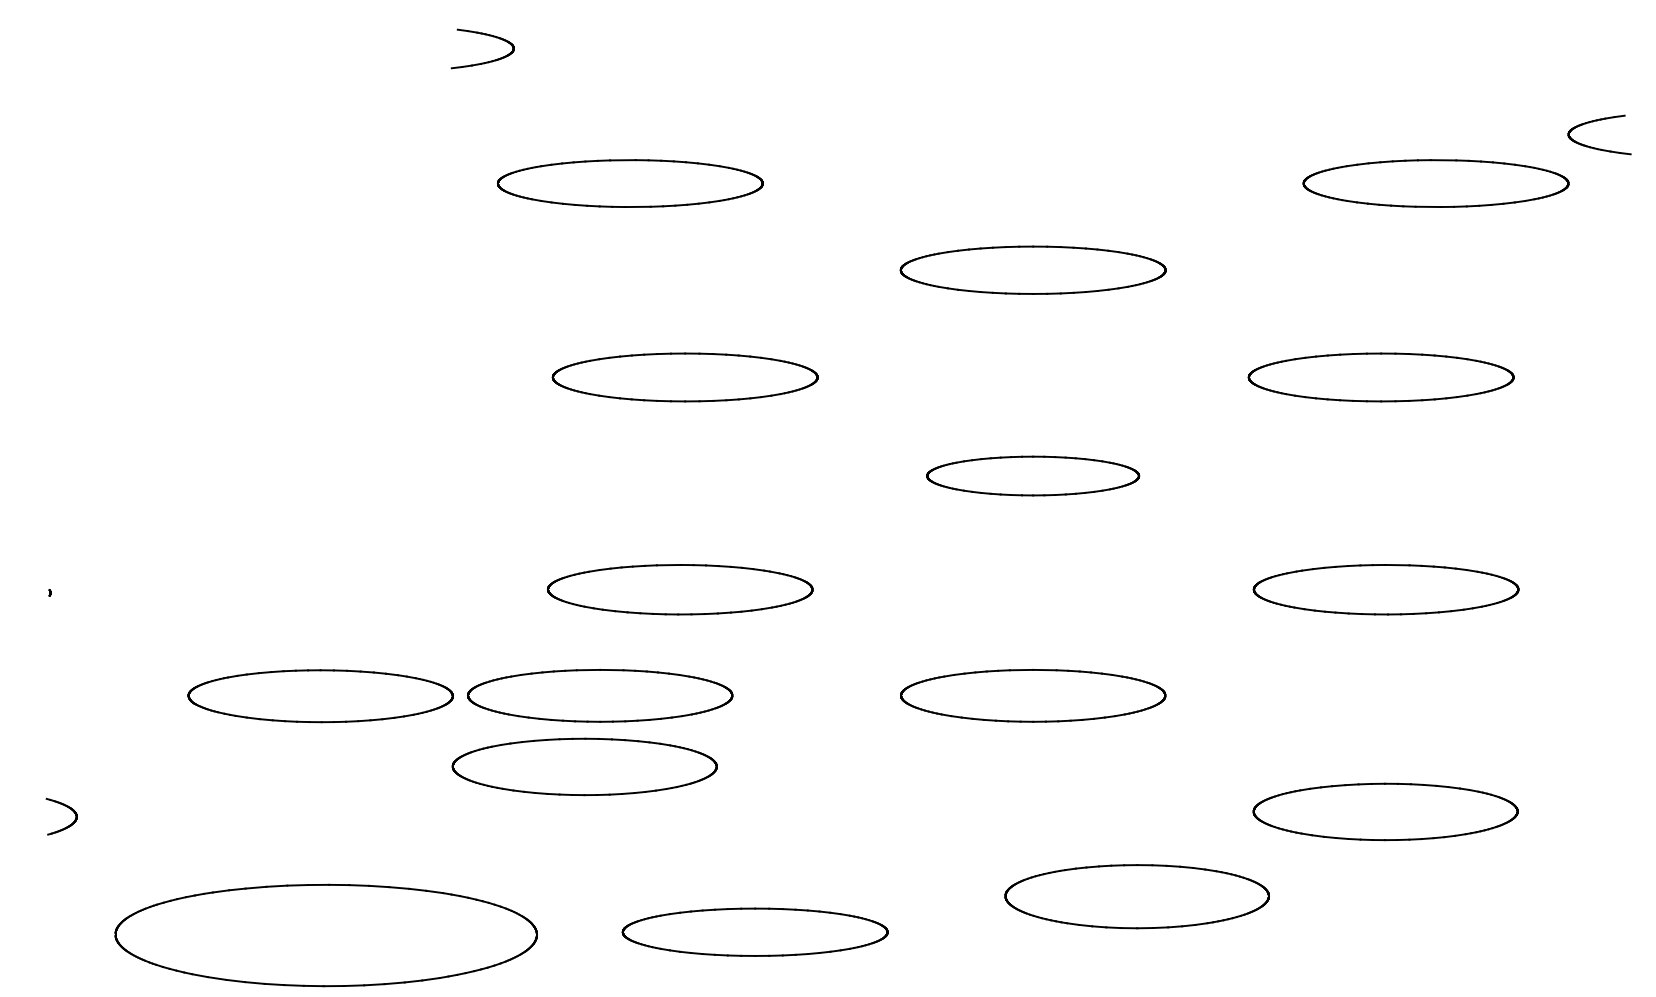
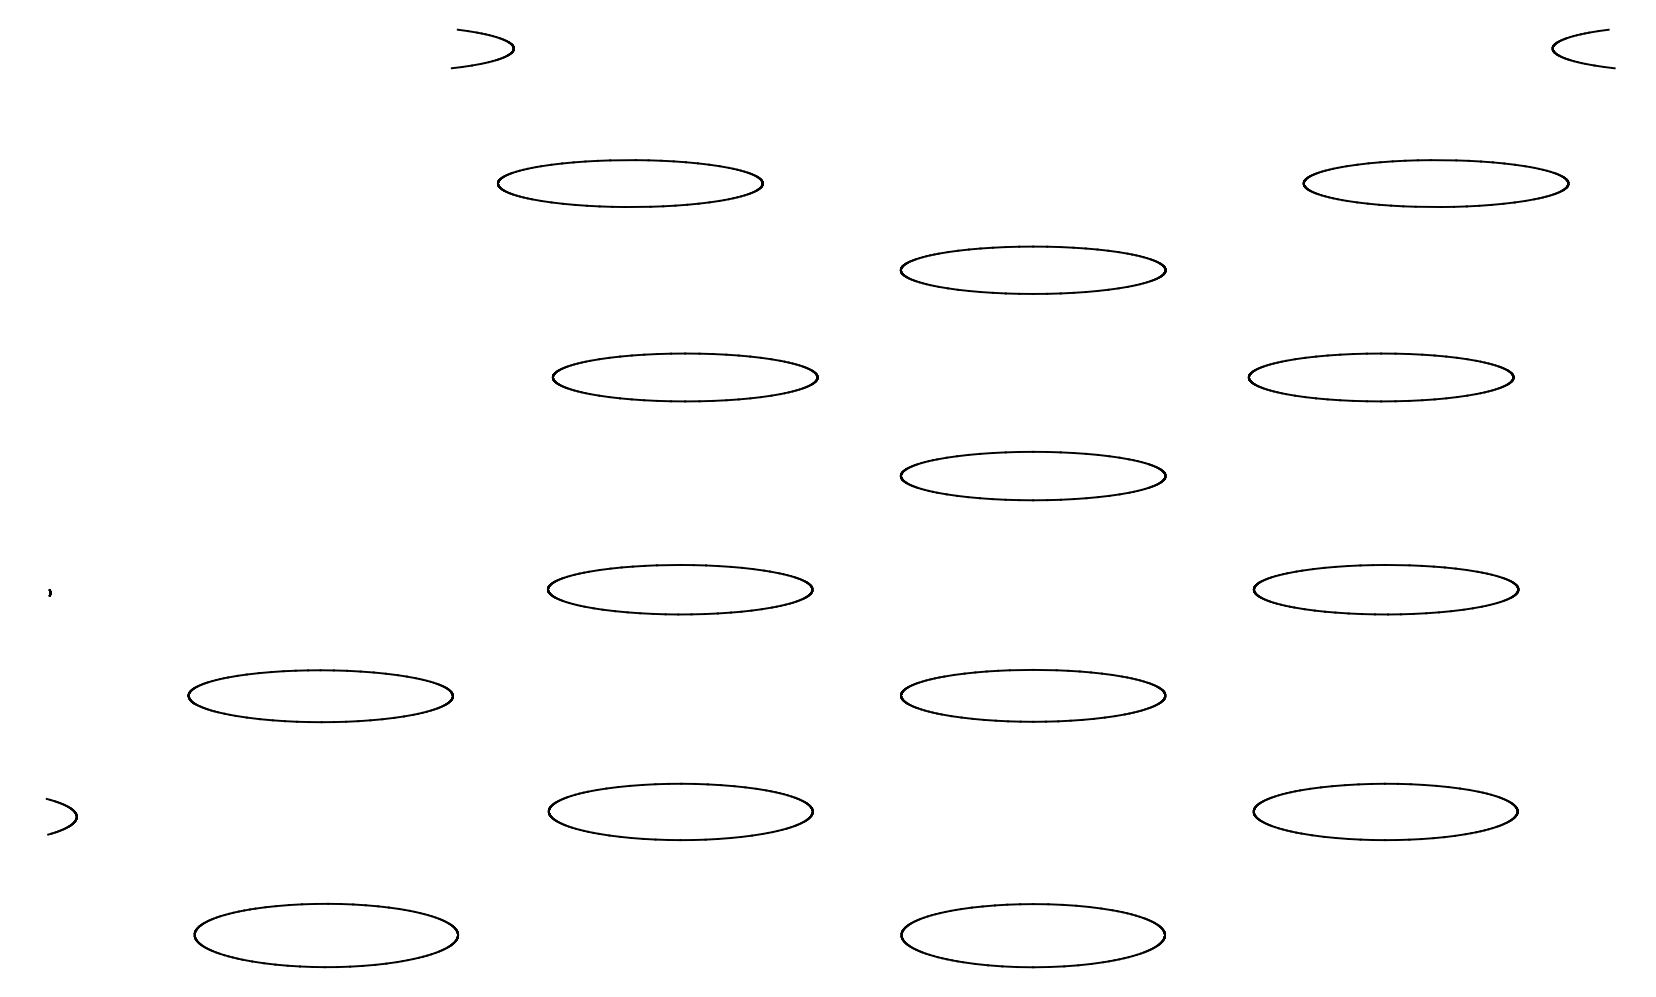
part position: (1597, 121) -> (1581, 35) (1581, 35)
part size: 215x42 px -> 268x52 px (1032, 475)
part: present -> none (600, 695)
part position: (584, 766) -> (680, 811) (680, 811)
part position: (1136, 896) -> (1032, 935) (1032, 935)
part: present -> none (754, 931)
part size: 424x105 px -> 267x67 px (326, 935)
